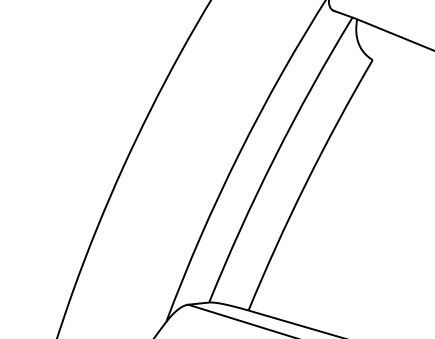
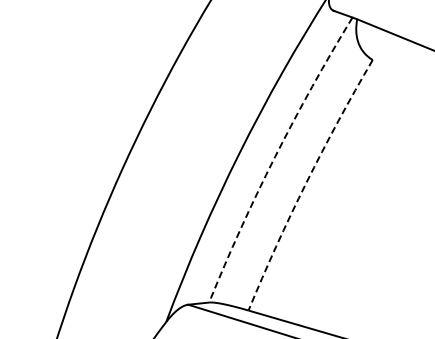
arc: solid -> dashed (275, 157)
arc: solid -> dashed (306, 183)
